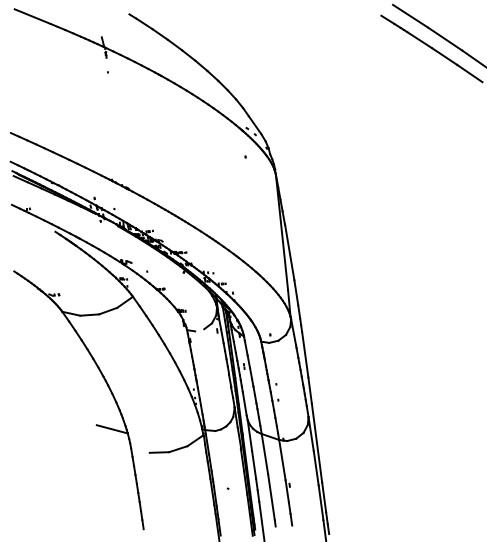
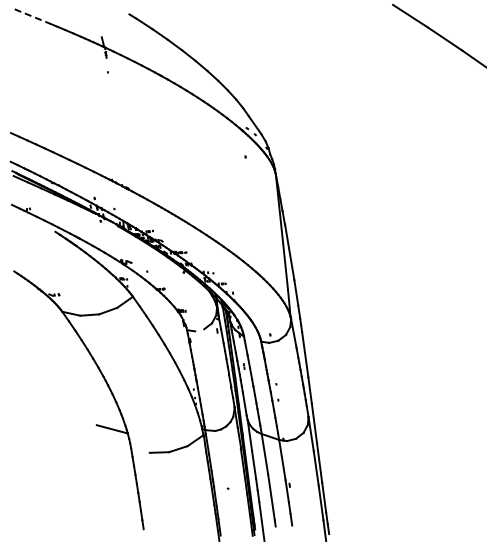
line: solid -> dashed (33, 16)
line: present -> none (431, 48)
